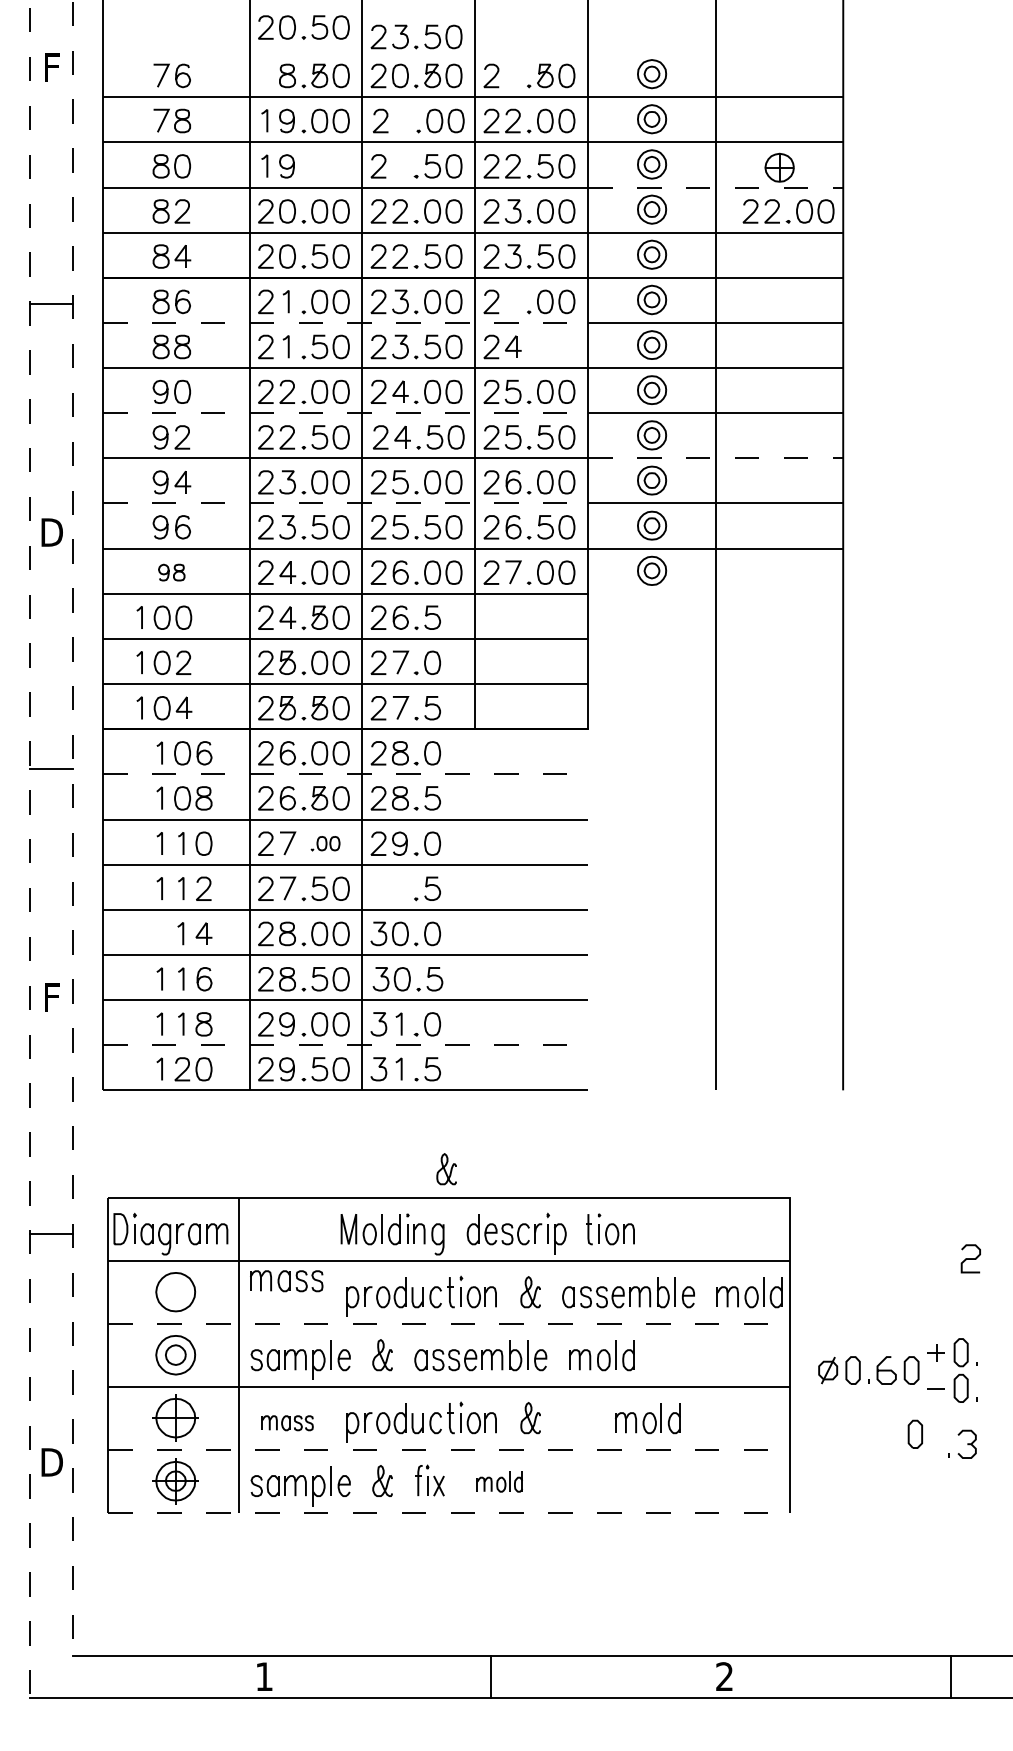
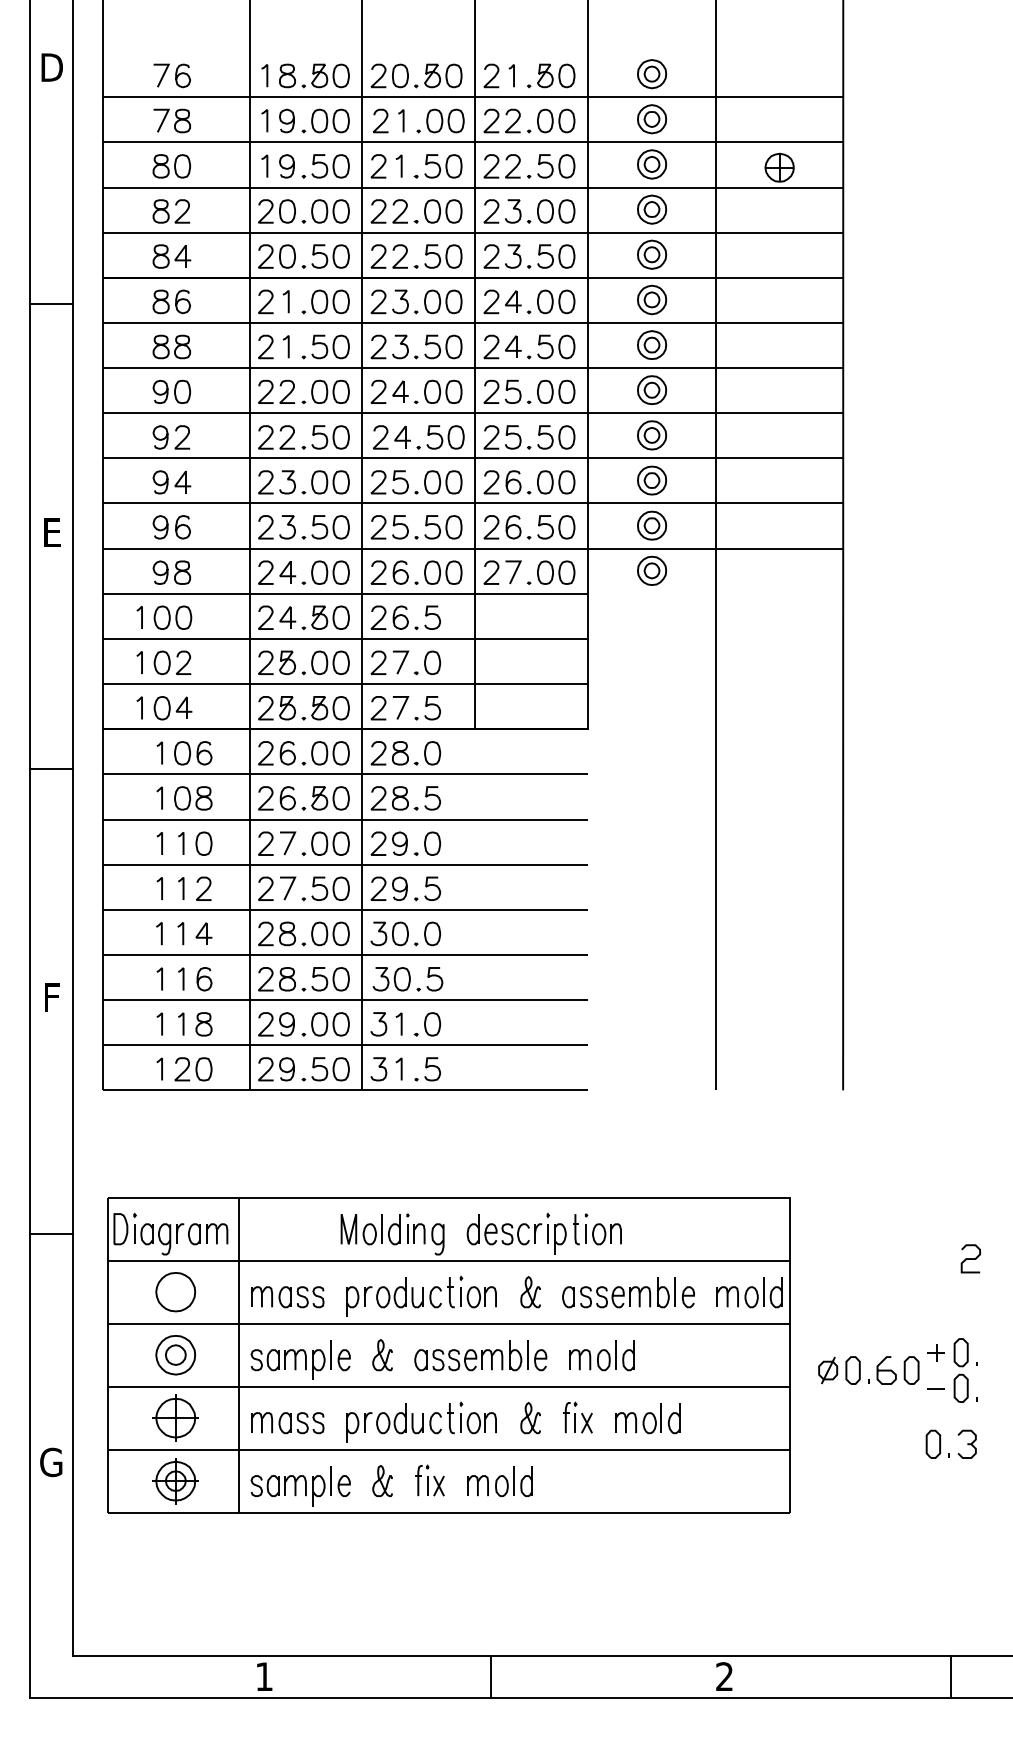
part: present -> none (295, 27)
part: present -> none (408, 37)
text: F -> D (51, 67)
line: none -> present (266, 75)
line: none -> present (513, 75)
line: none -> present (402, 120)
line: none -> present (400, 165)
part: none -> present (325, 166)
line: dashed -> solid (716, 187)
part: present -> none (796, 211)
part: none -> present (513, 301)
line: dashed -> solid (345, 323)
part: none -> present (551, 346)
line: dashed -> solid (345, 412)
line: dashed -> solid (715, 458)
line: dashed -> solid (345, 503)
text: D -> E (51, 532)
part size: 28x19 px -> 39x25 px (171, 572)
line: dashed -> solid (345, 774)
line: dashed -> solid (72, 828)
part size: 31x16 px -> 49x25 px (325, 843)
line: dashed -> solid (30, 849)
part: none -> present (388, 888)
line: none -> present (161, 933)
line: dashed -> solid (345, 1045)
curve: present -> none (445, 1169)
part position: (610, 1229) -> (597, 1229) (597, 1229)
part position: (286, 1281) -> (287, 1297) (287, 1297)
line: dashed -> solid (449, 1323)
part: none -> present (577, 1417)
part size: 53x17 px -> 74x23 px (287, 1423)
part position: (914, 1433) -> (932, 1443) (932, 1443)
line: dashed -> solid (449, 1449)
text: D -> G (51, 1462)
part size: 47x22 px -> 66x31 px (499, 1481)
line: dashed -> solid (449, 1512)
